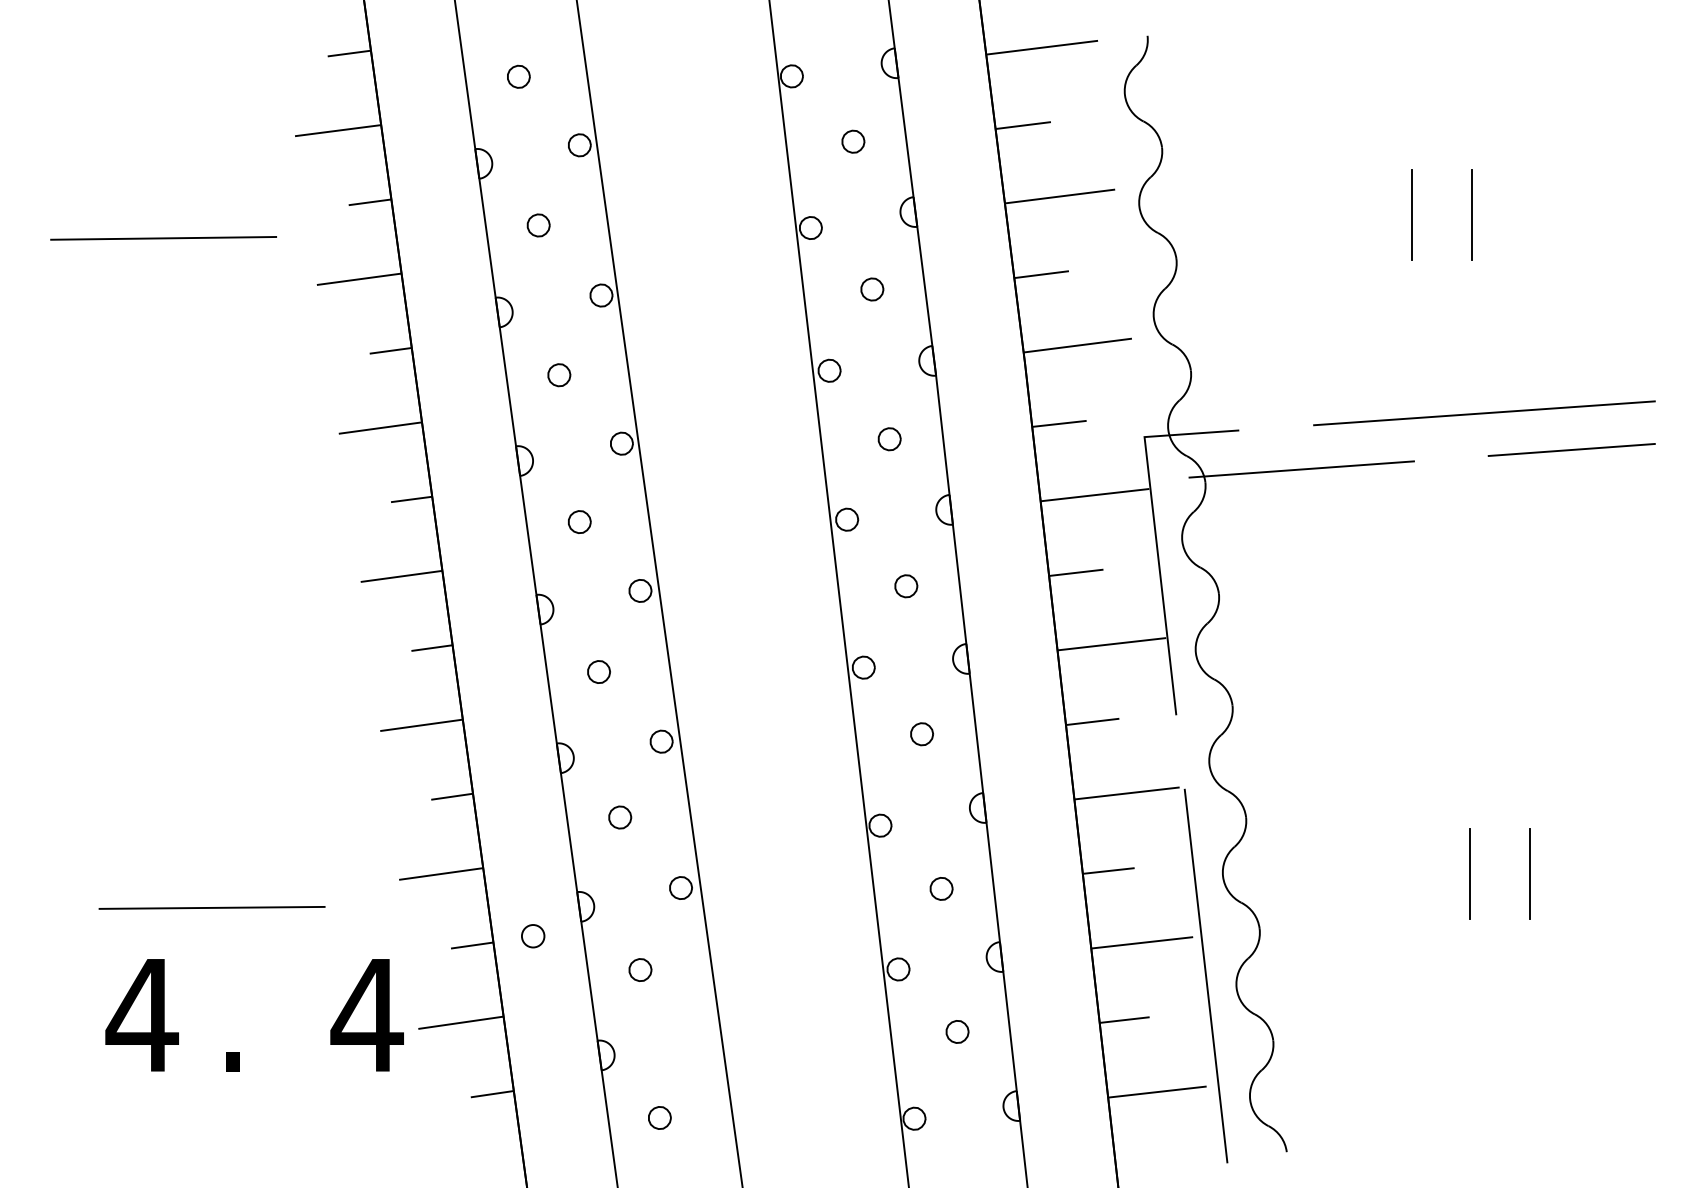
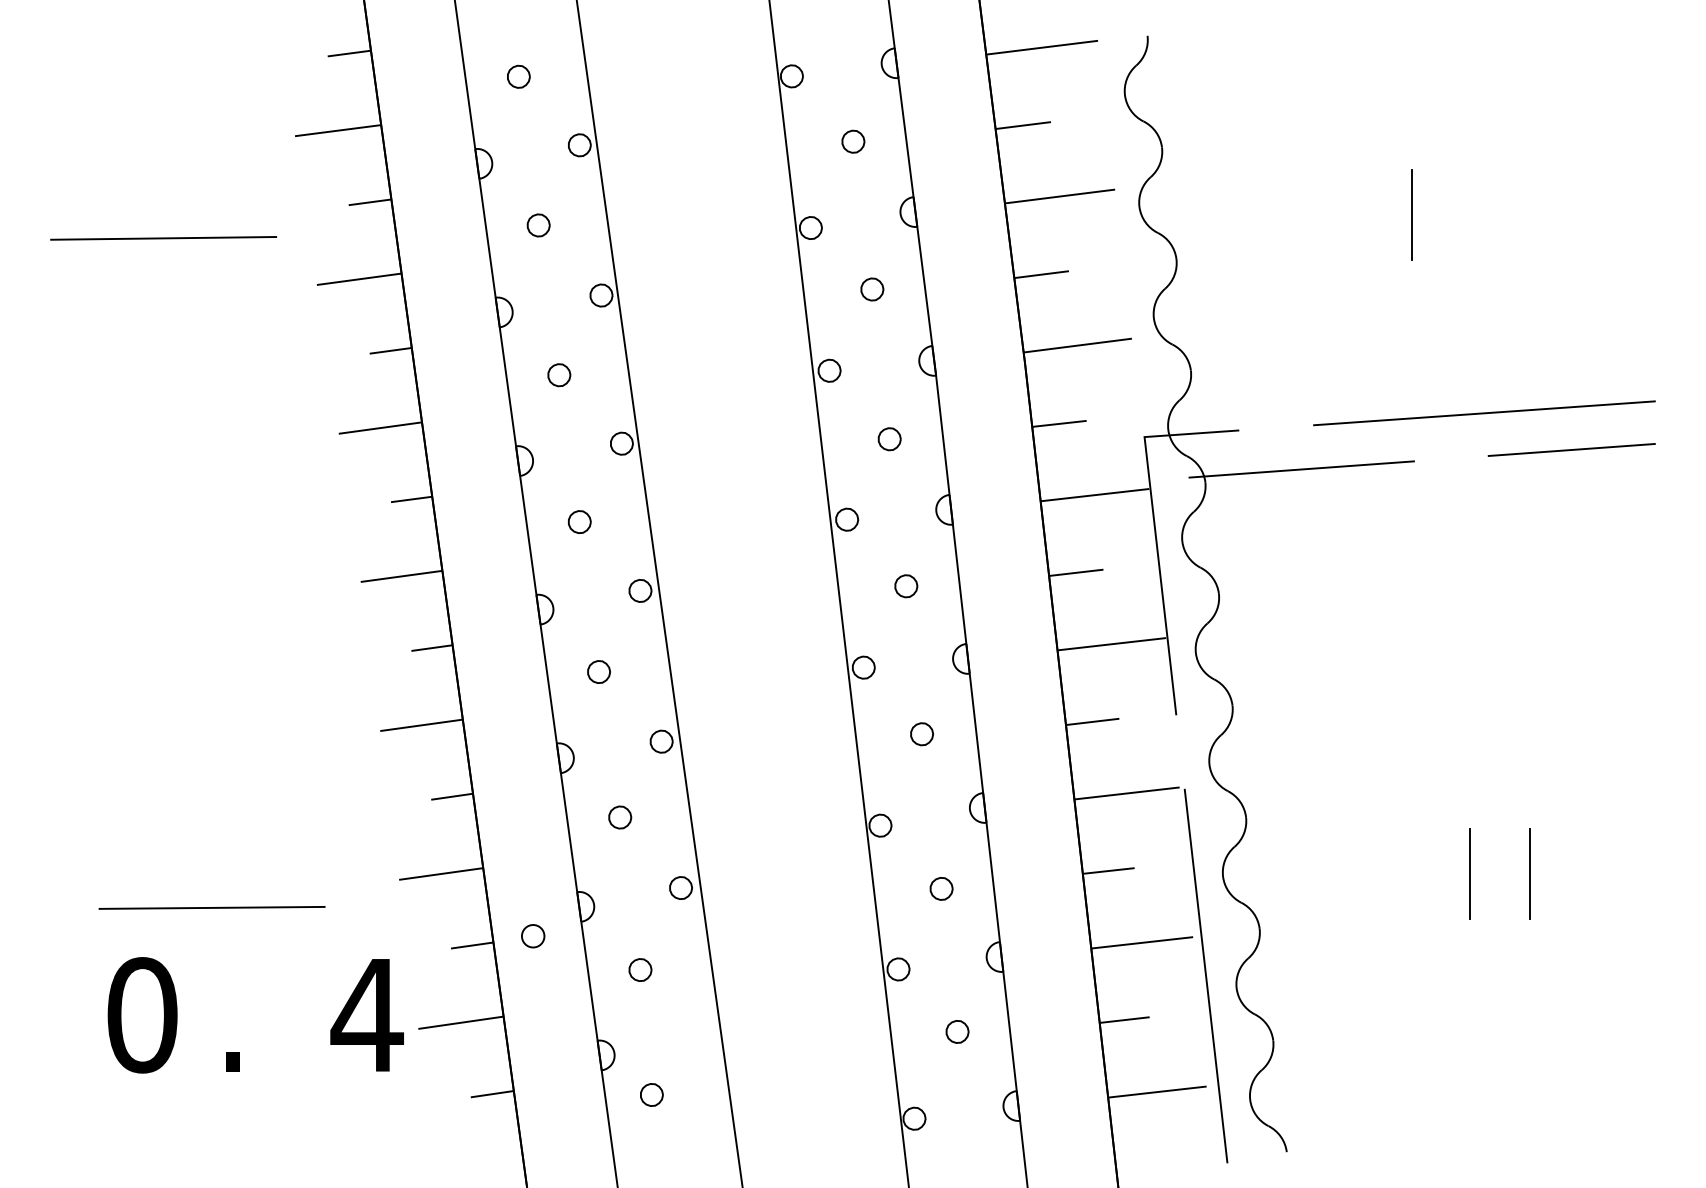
line: present -> none (1472, 215)
text: 4 -> 0 (141, 1015)
part position: (659, 1117) -> (651, 1094) (651, 1094)
